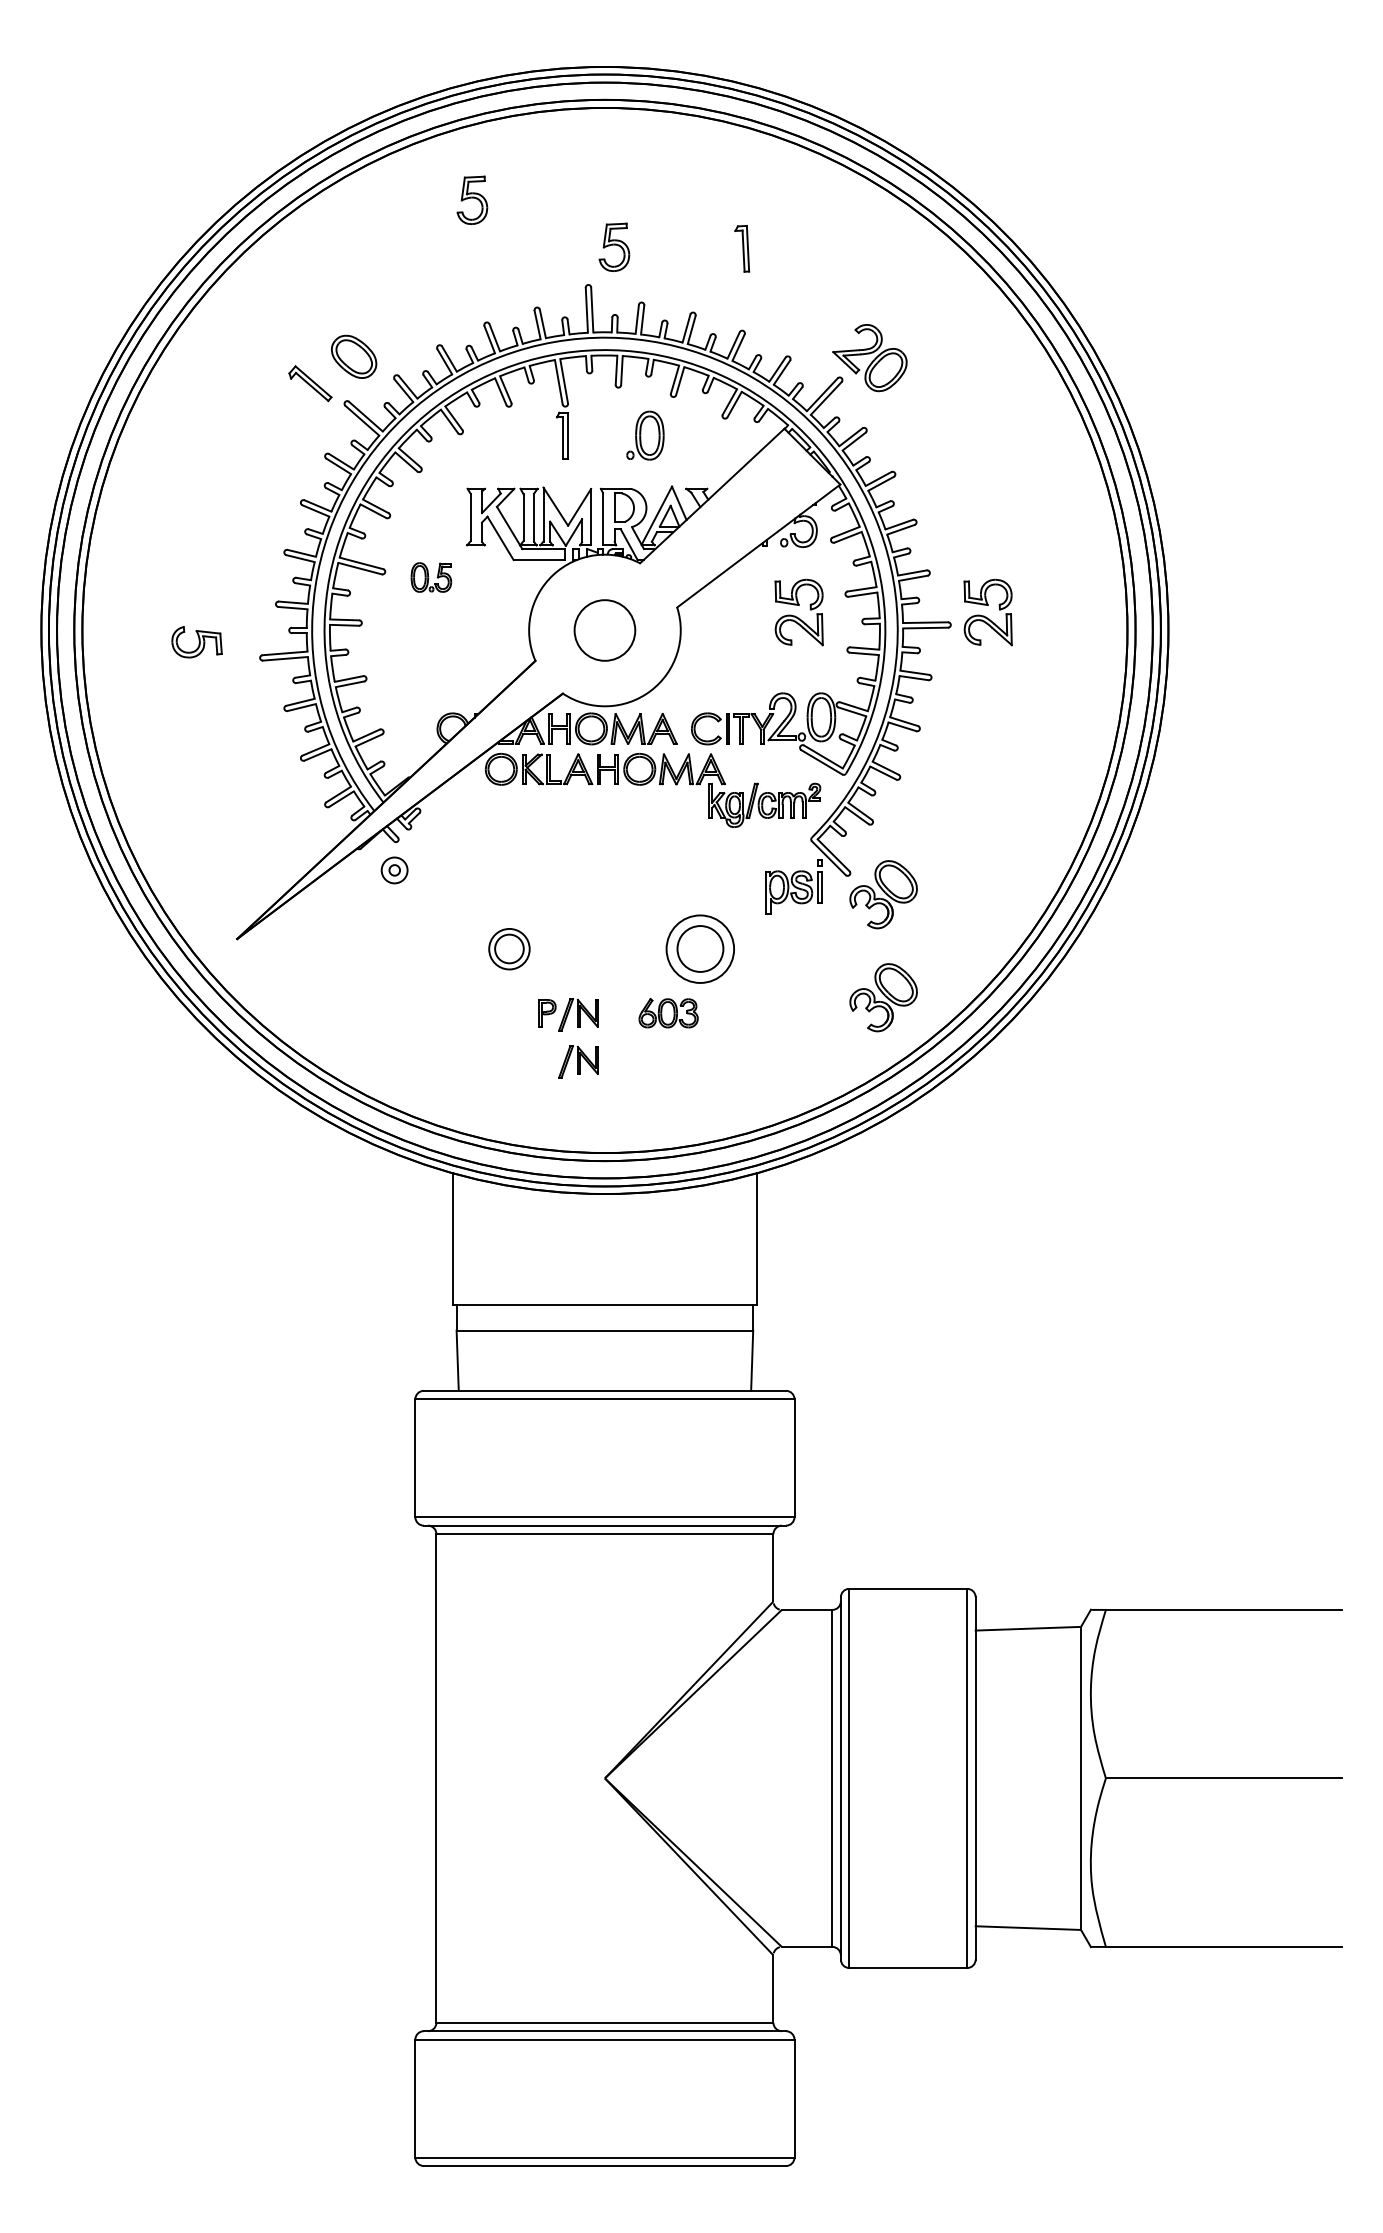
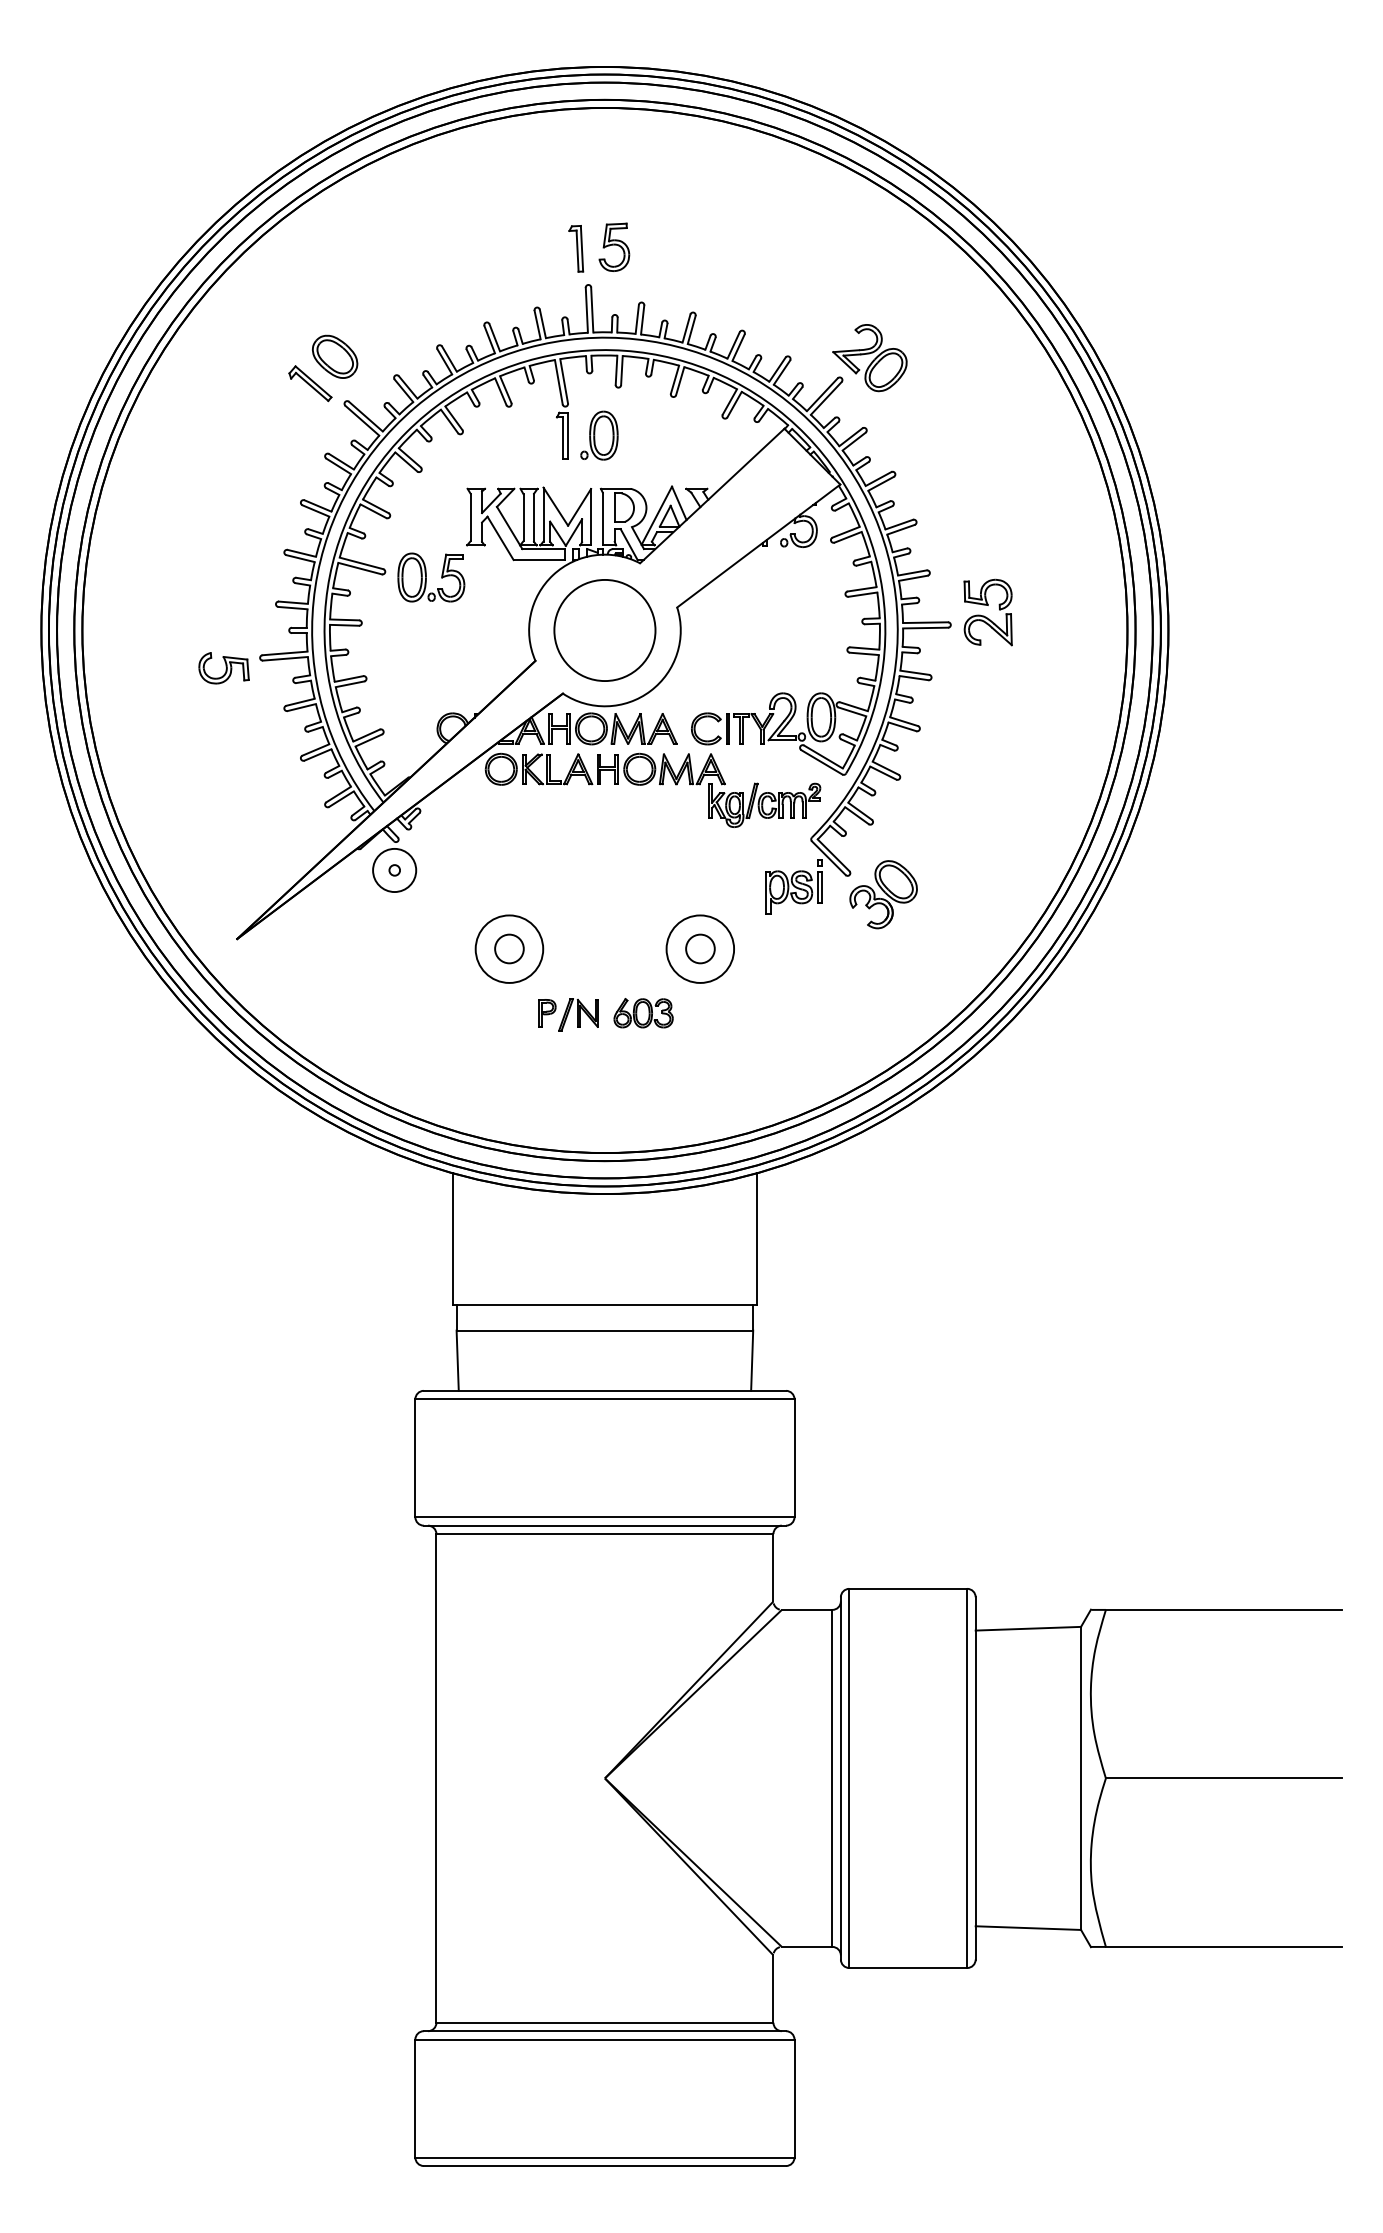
part: present -> none (472, 199)
part position: (742, 248) -> (576, 248) (576, 248)
part position: (354, 356) -> (335, 356) (335, 356)
part position: (645, 435) -> (599, 435) (599, 435)
part size: 43x31 px -> 69x51 px (431, 577)
part: present -> none (798, 612)
circle diameter: 61 px -> 101 px (604, 630)
part position: (196, 642) -> (223, 668) (223, 668)
circle diameter: 26 px -> 43 px (394, 870)
circle diameter: 41 px -> 68 px (509, 948)
circle diameter: 46 px -> 29 px (700, 948)
part: present -> none (883, 997)
part position: (668, 1013) -> (643, 1013) (643, 1013)
part: present -> none (578, 1061)
